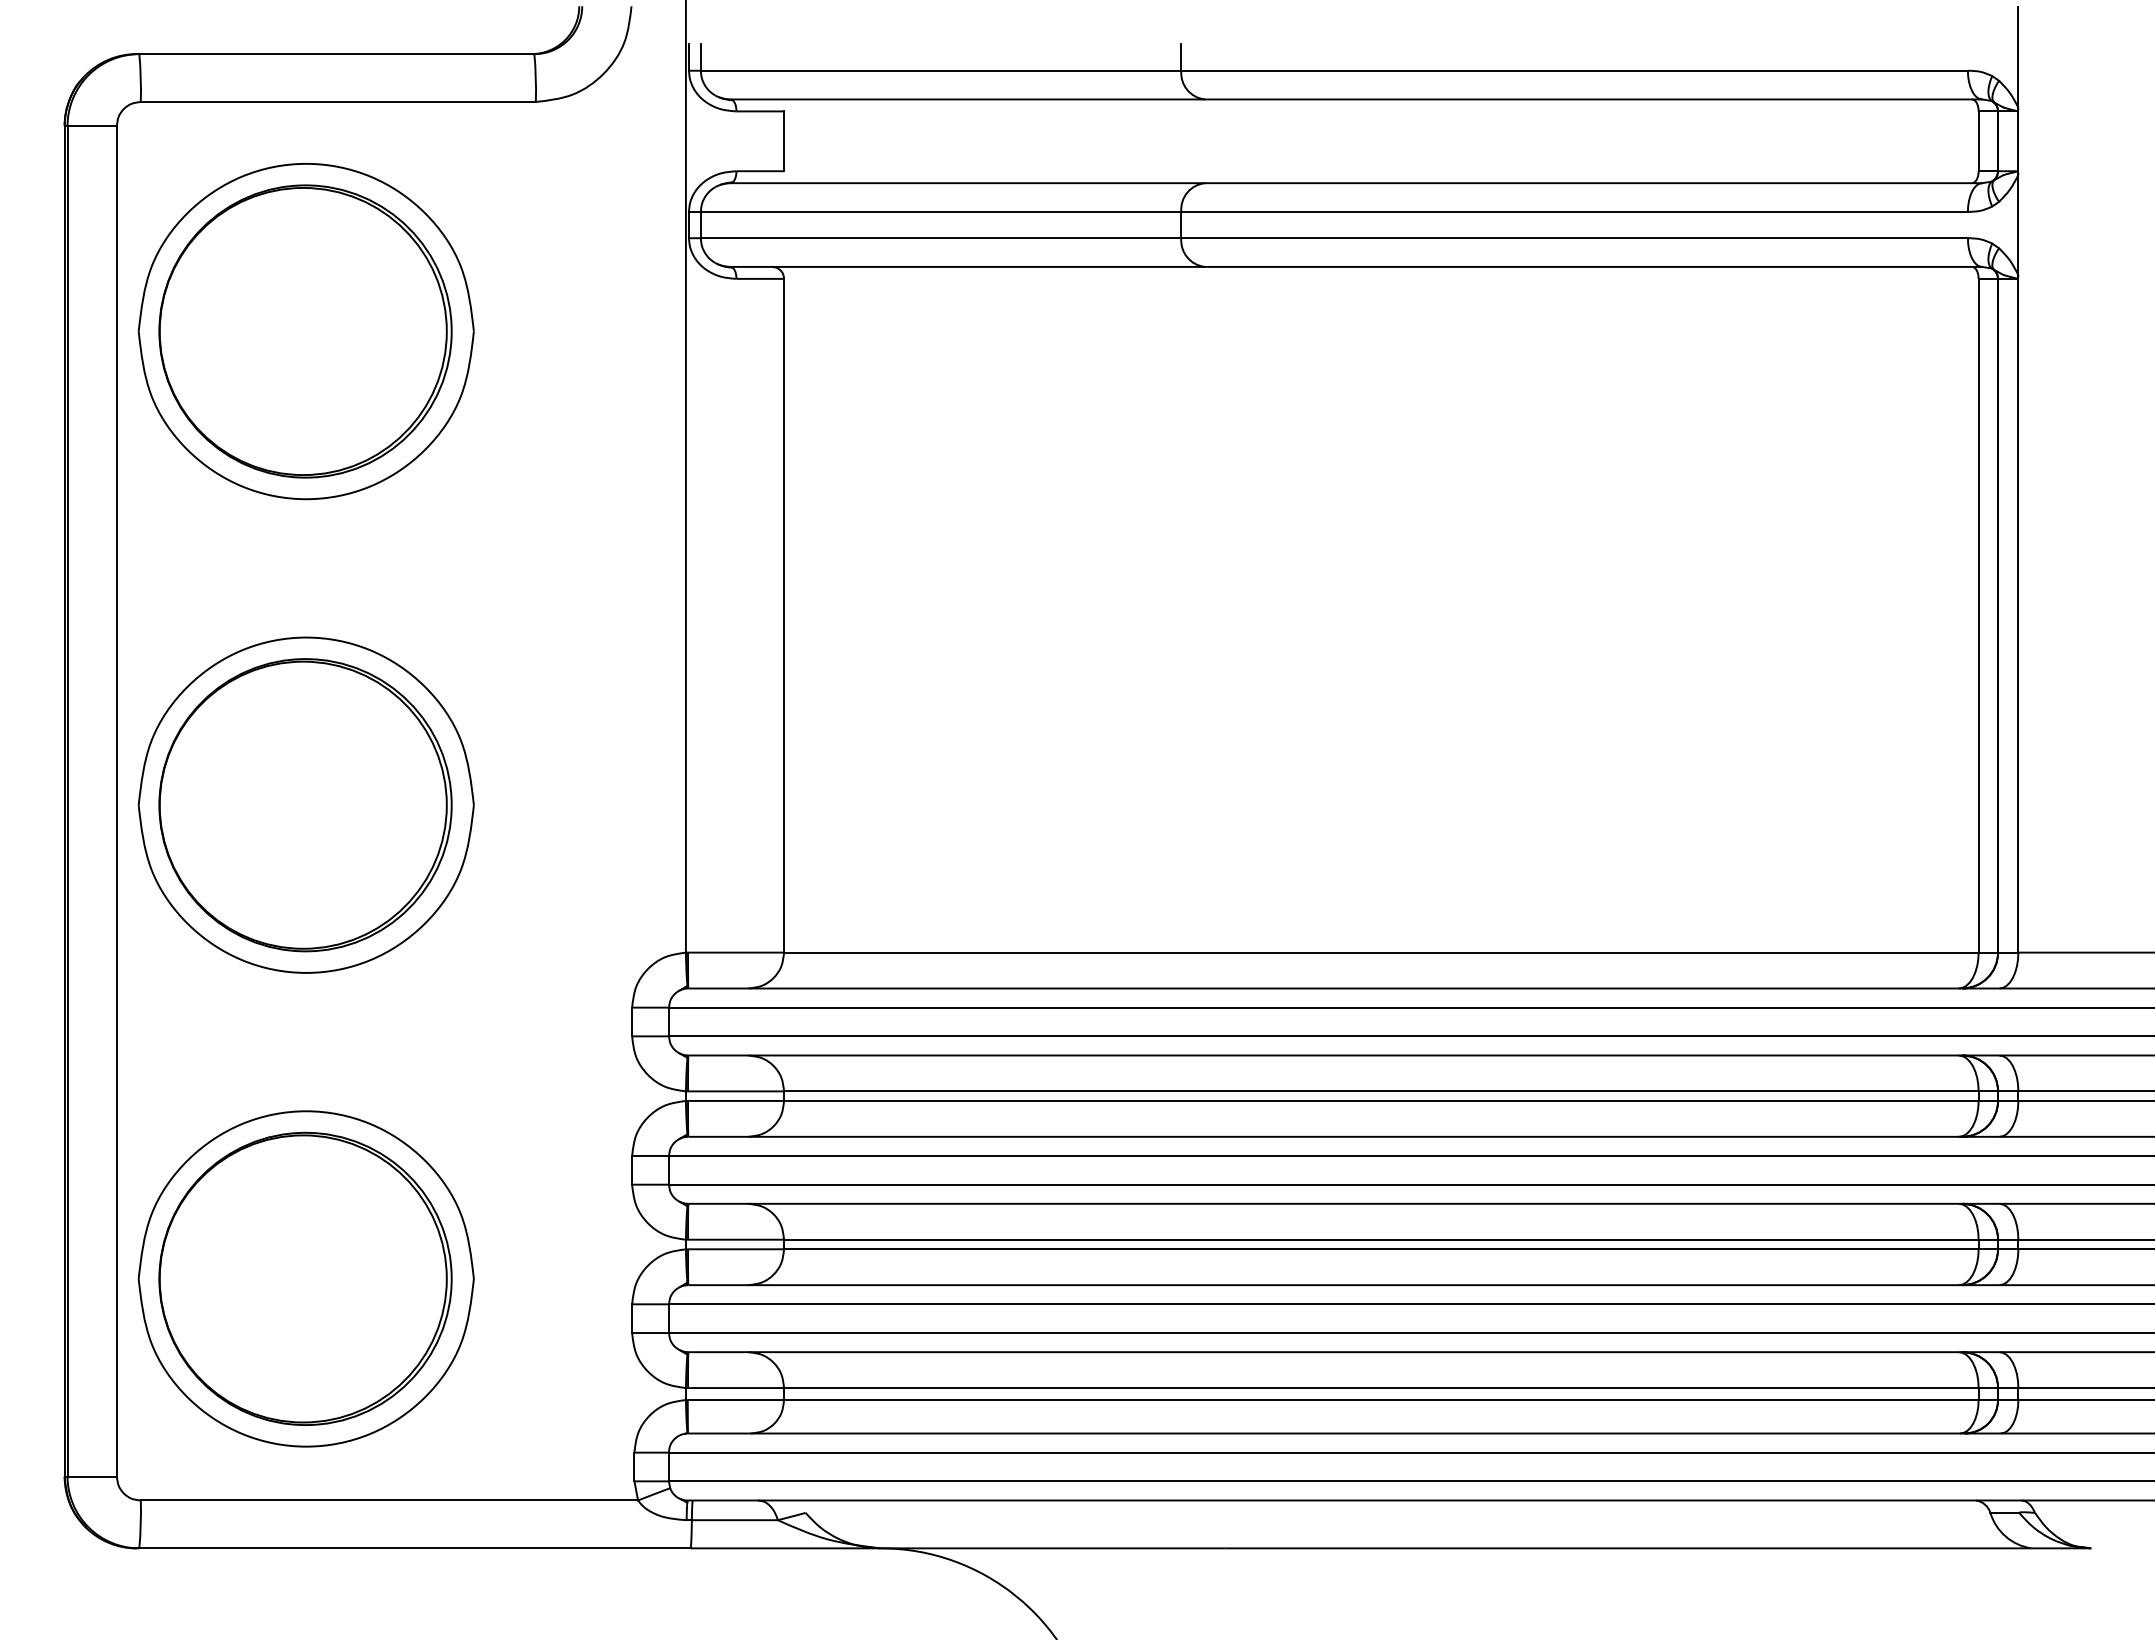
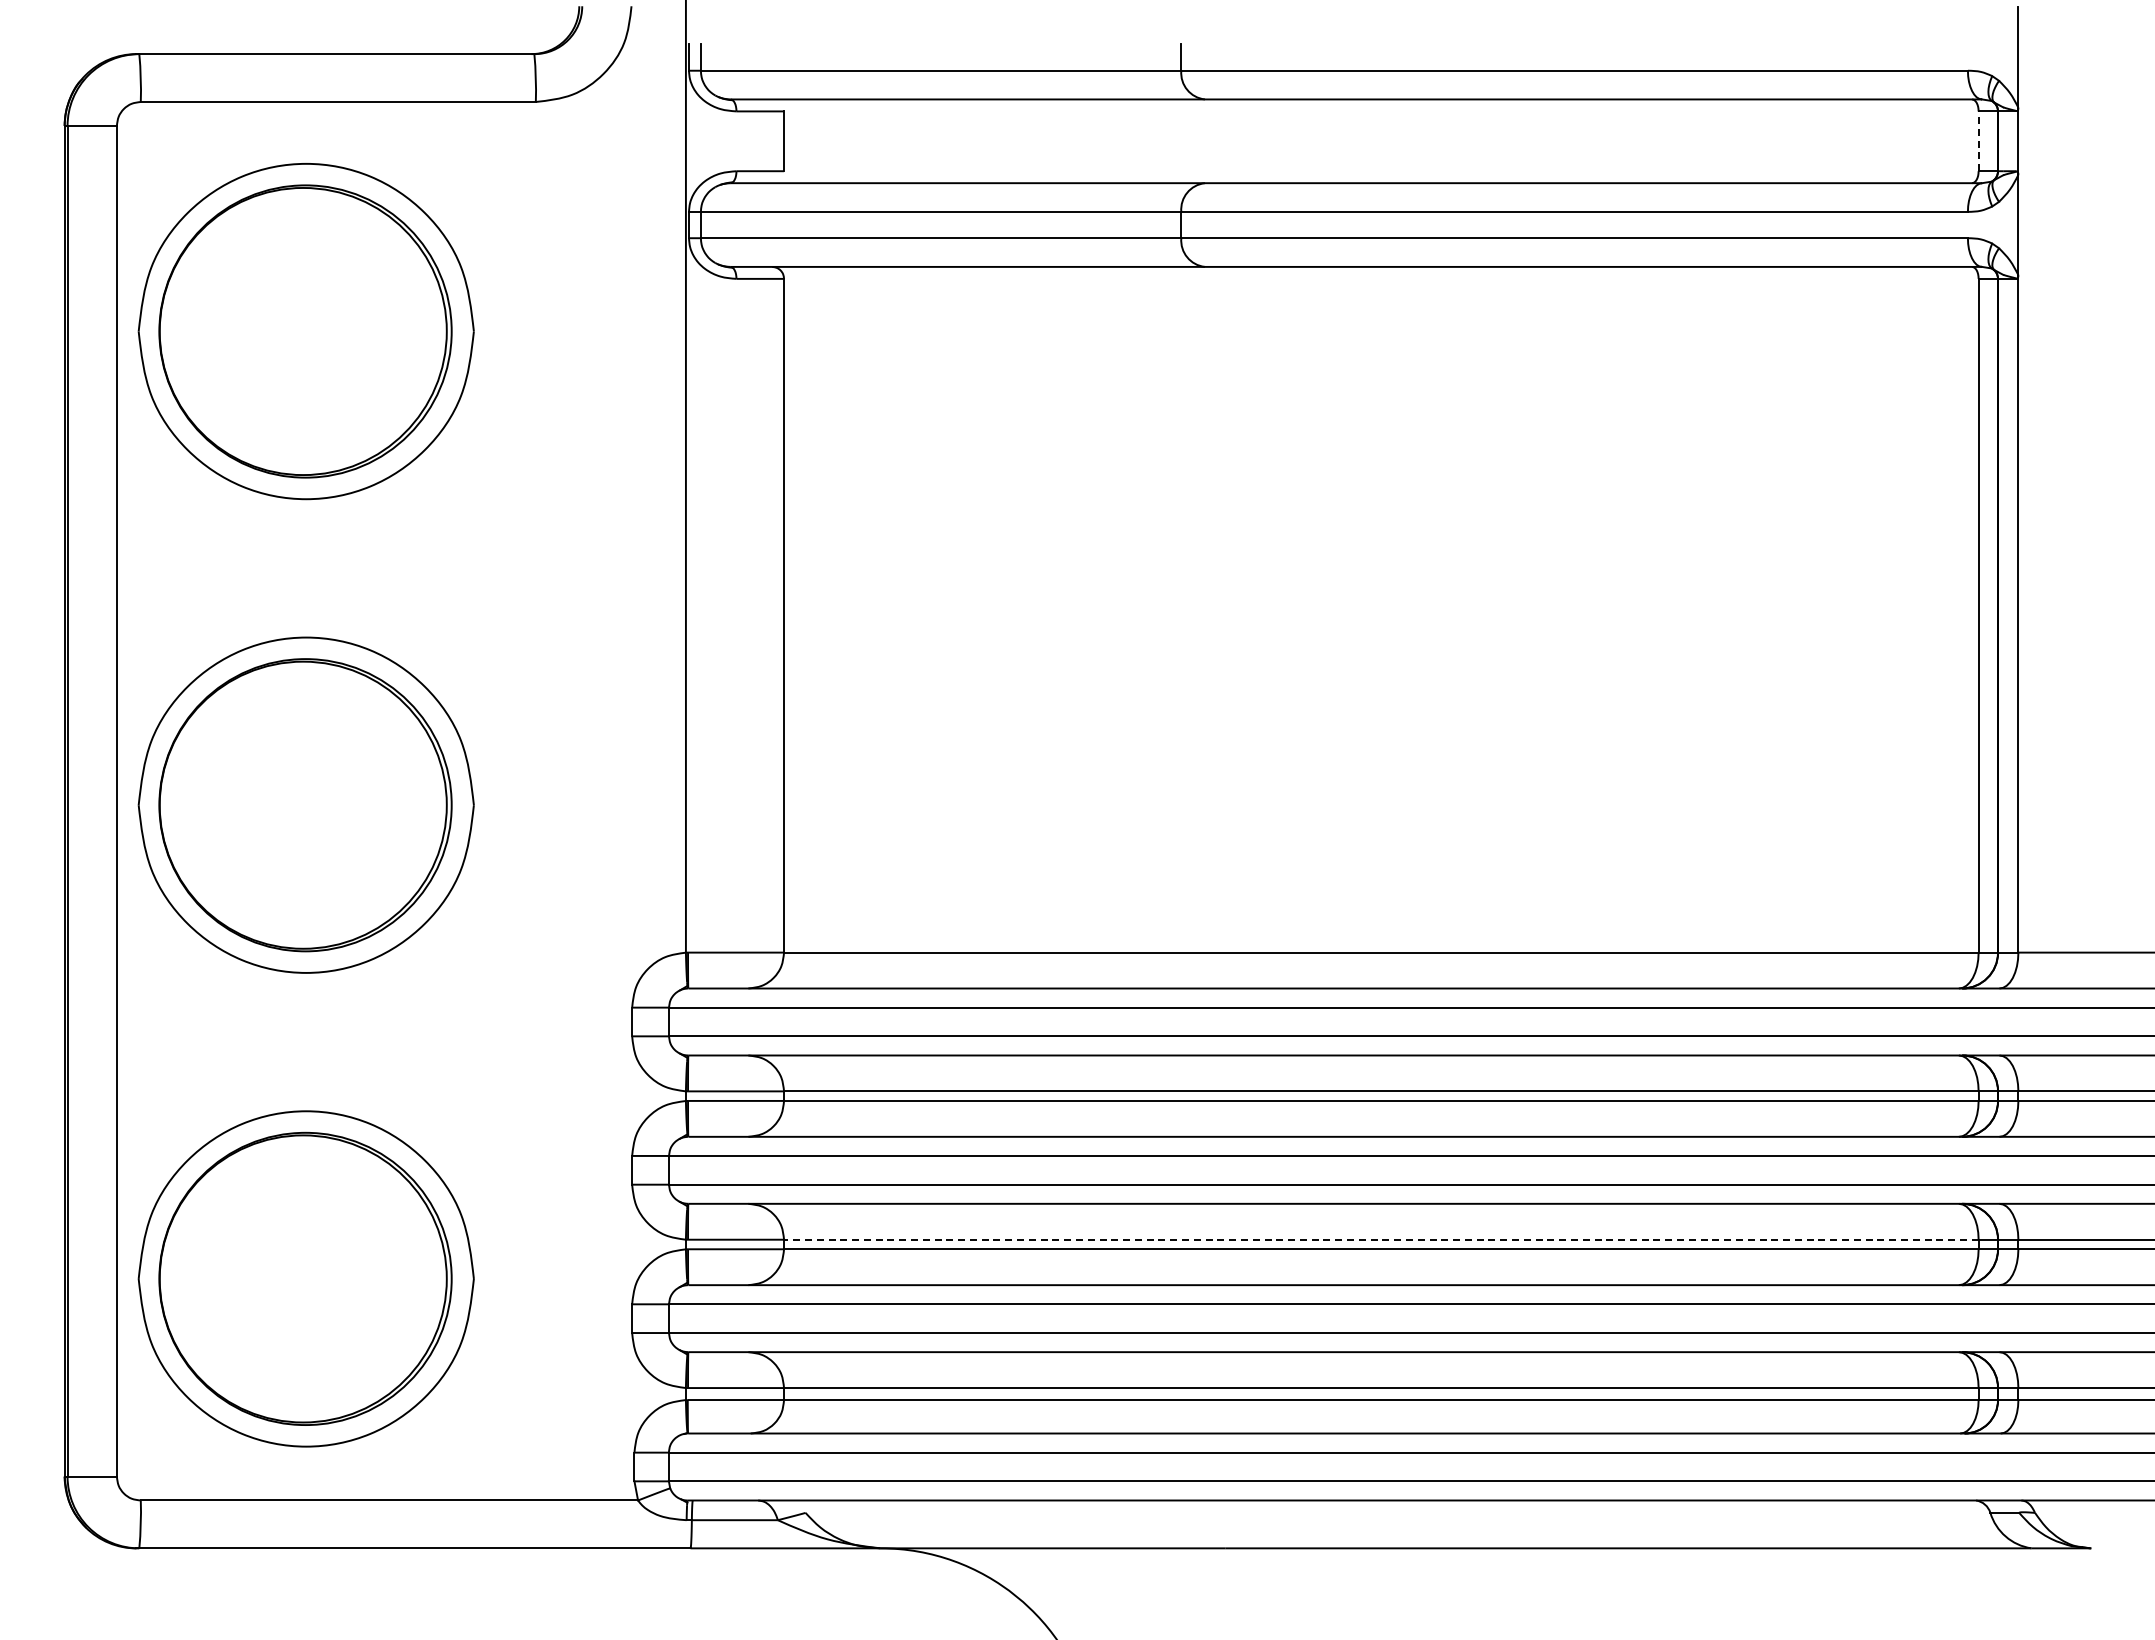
line: solid -> dashed (1978, 141)
line: solid -> dashed (1380, 1239)
